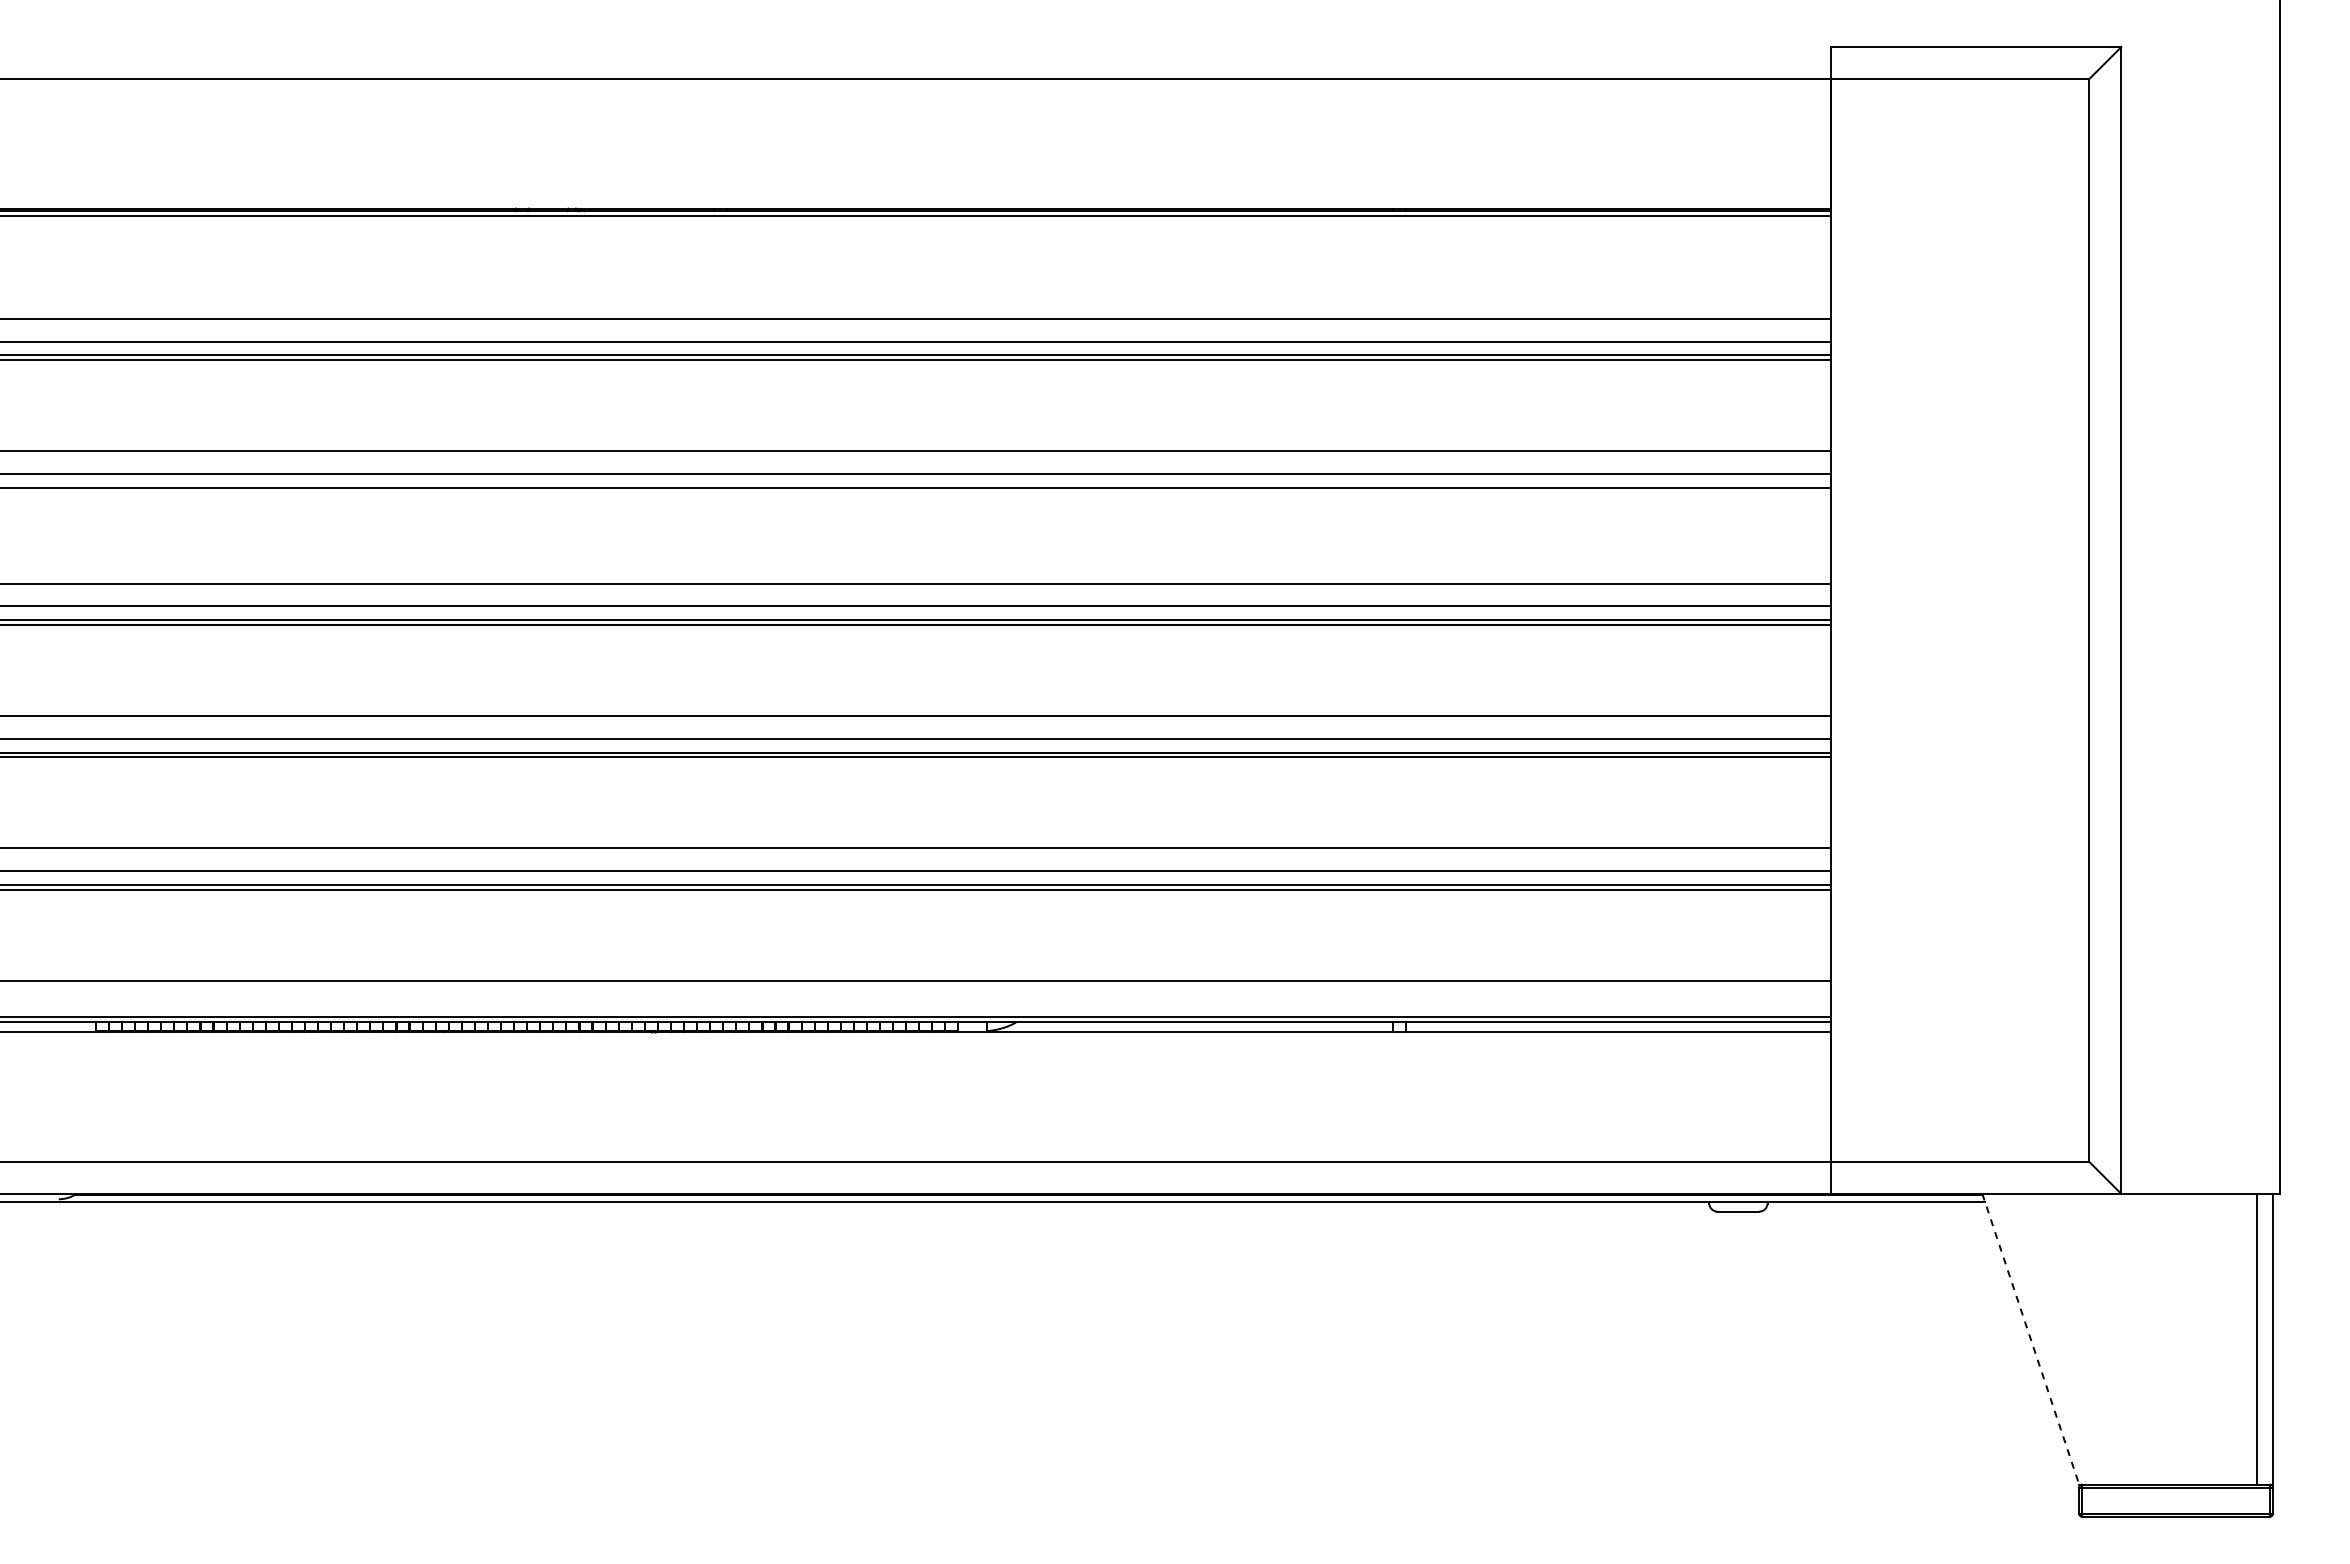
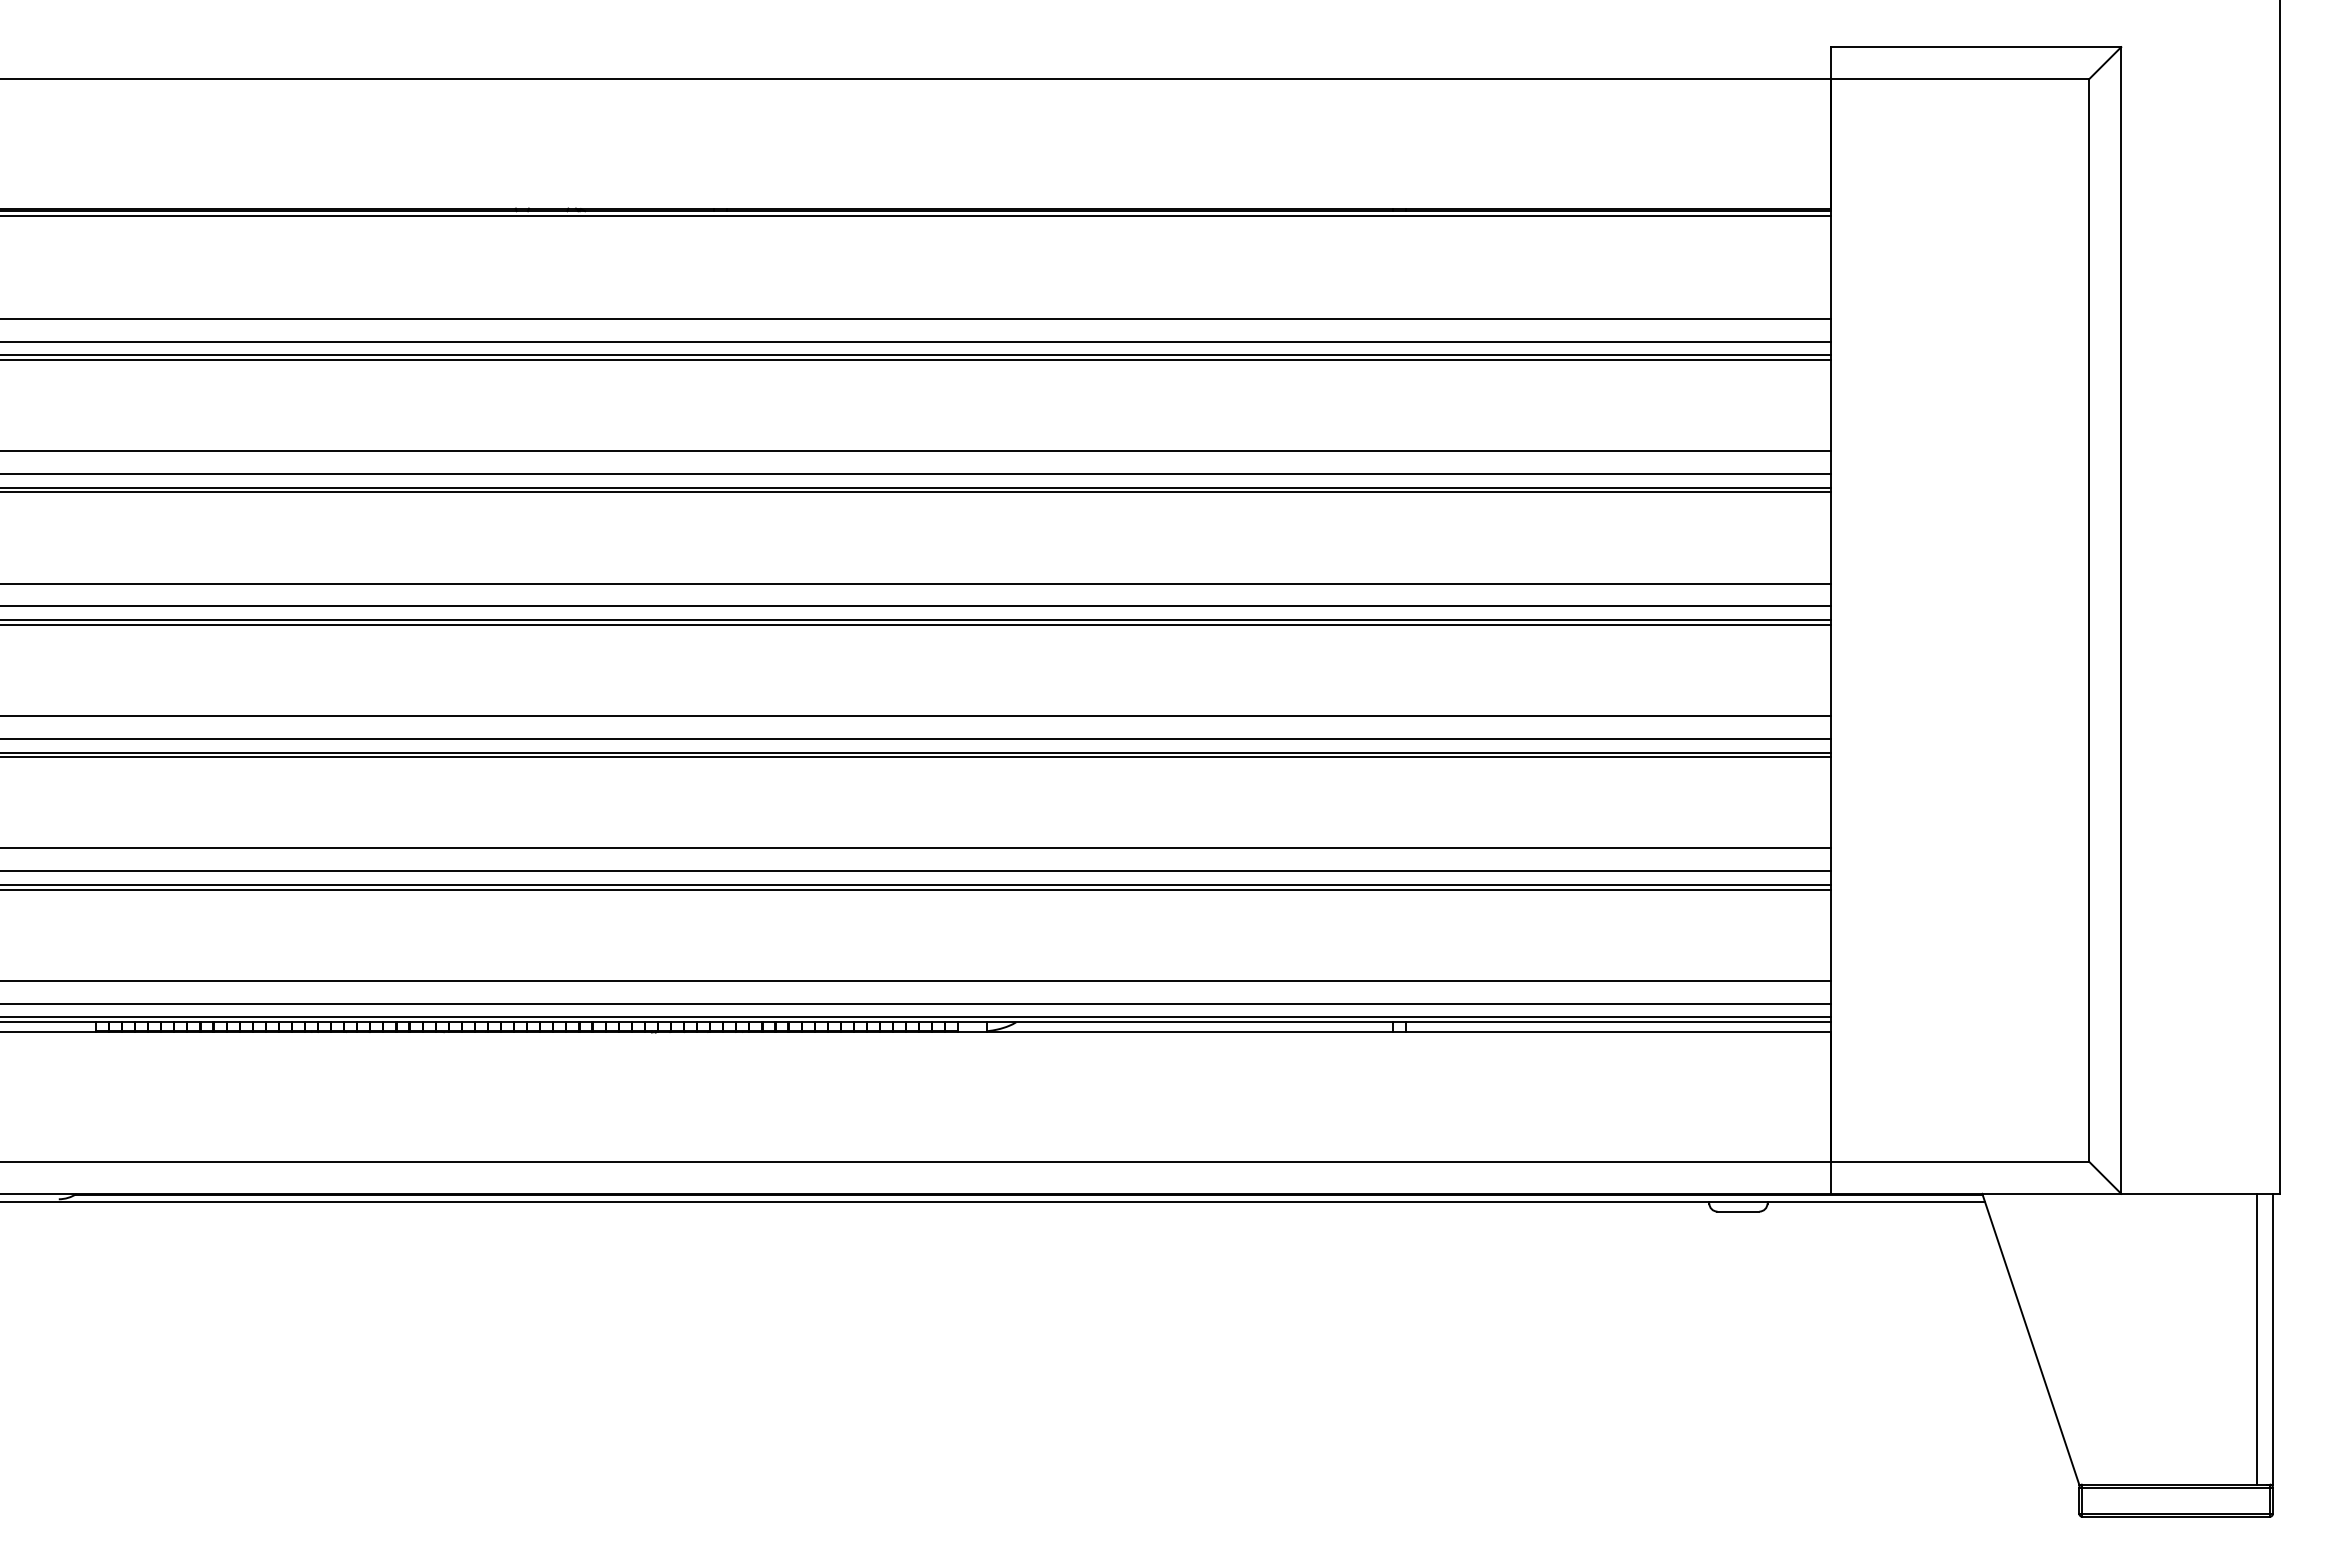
line: none -> present (916, 492)
line: none -> present (916, 1003)
line: dashed -> solid (2030, 1339)
